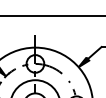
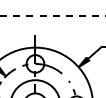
line: solid -> dashed (53, 16)
